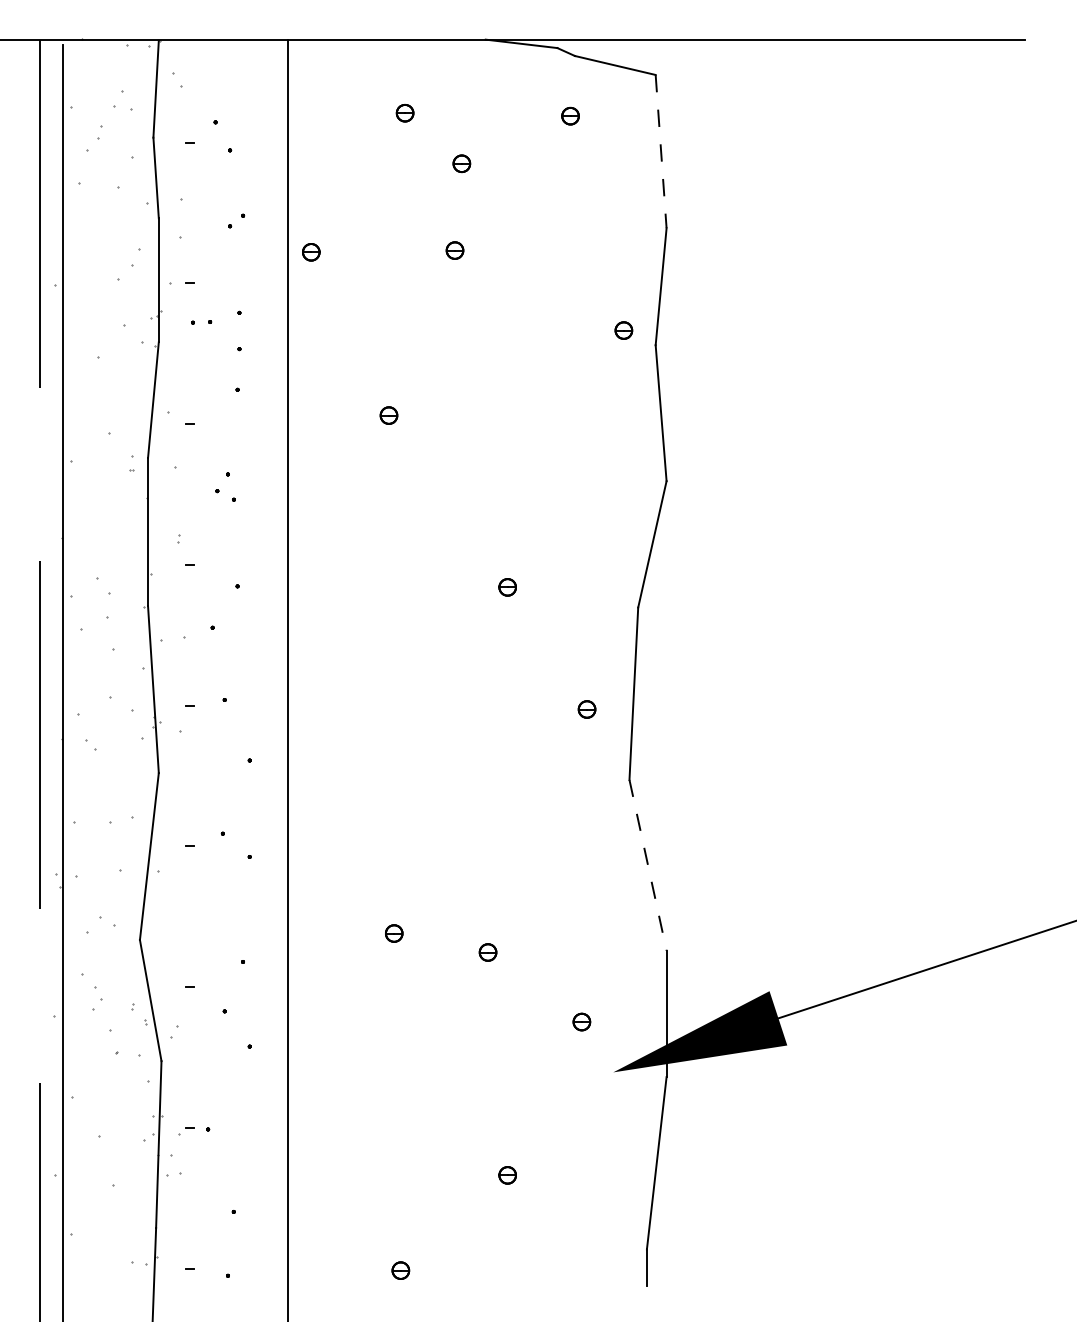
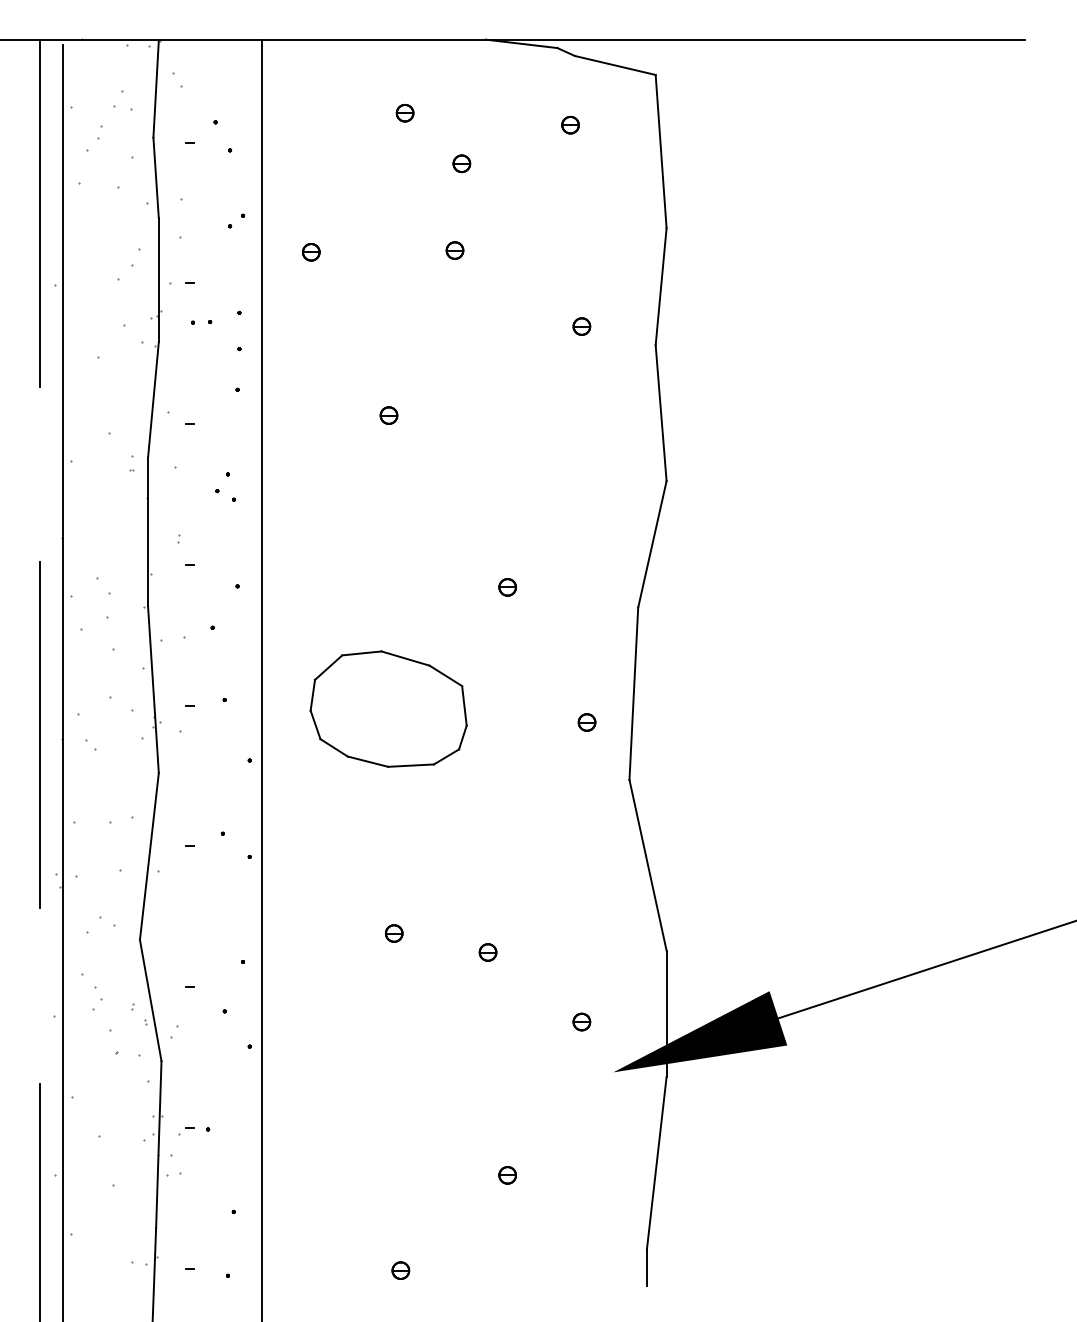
part position: (570, 115) -> (570, 124) (570, 124)
line: dashed -> solid (661, 151)
part position: (623, 330) -> (581, 326) (581, 326)
line position: (287, 678) -> (261, 678) (261, 678)
part: none -> present (388, 708)
part position: (586, 709) -> (586, 722) (586, 722)
line: dashed -> solid (648, 865)
